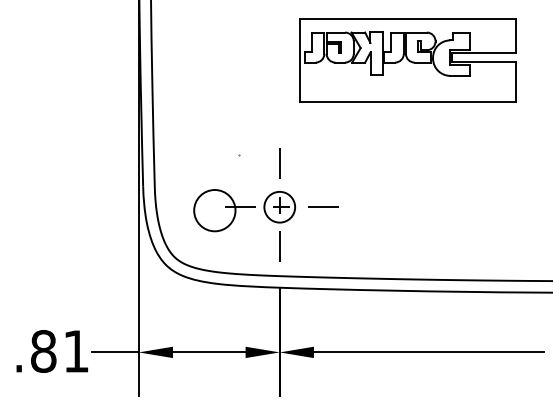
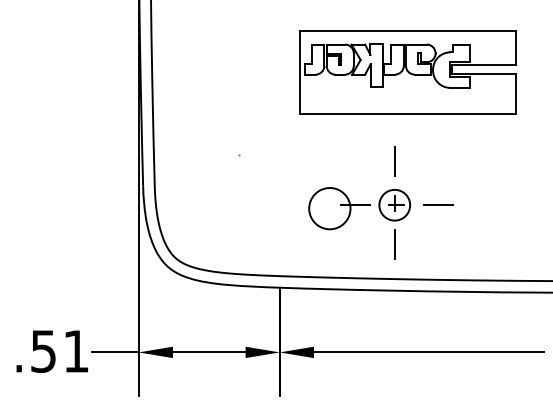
part position: (407, 60) -> (407, 72) (407, 72)
part position: (265, 204) -> (380, 202) (380, 202)
text: .81 -> .51 (43, 350)
